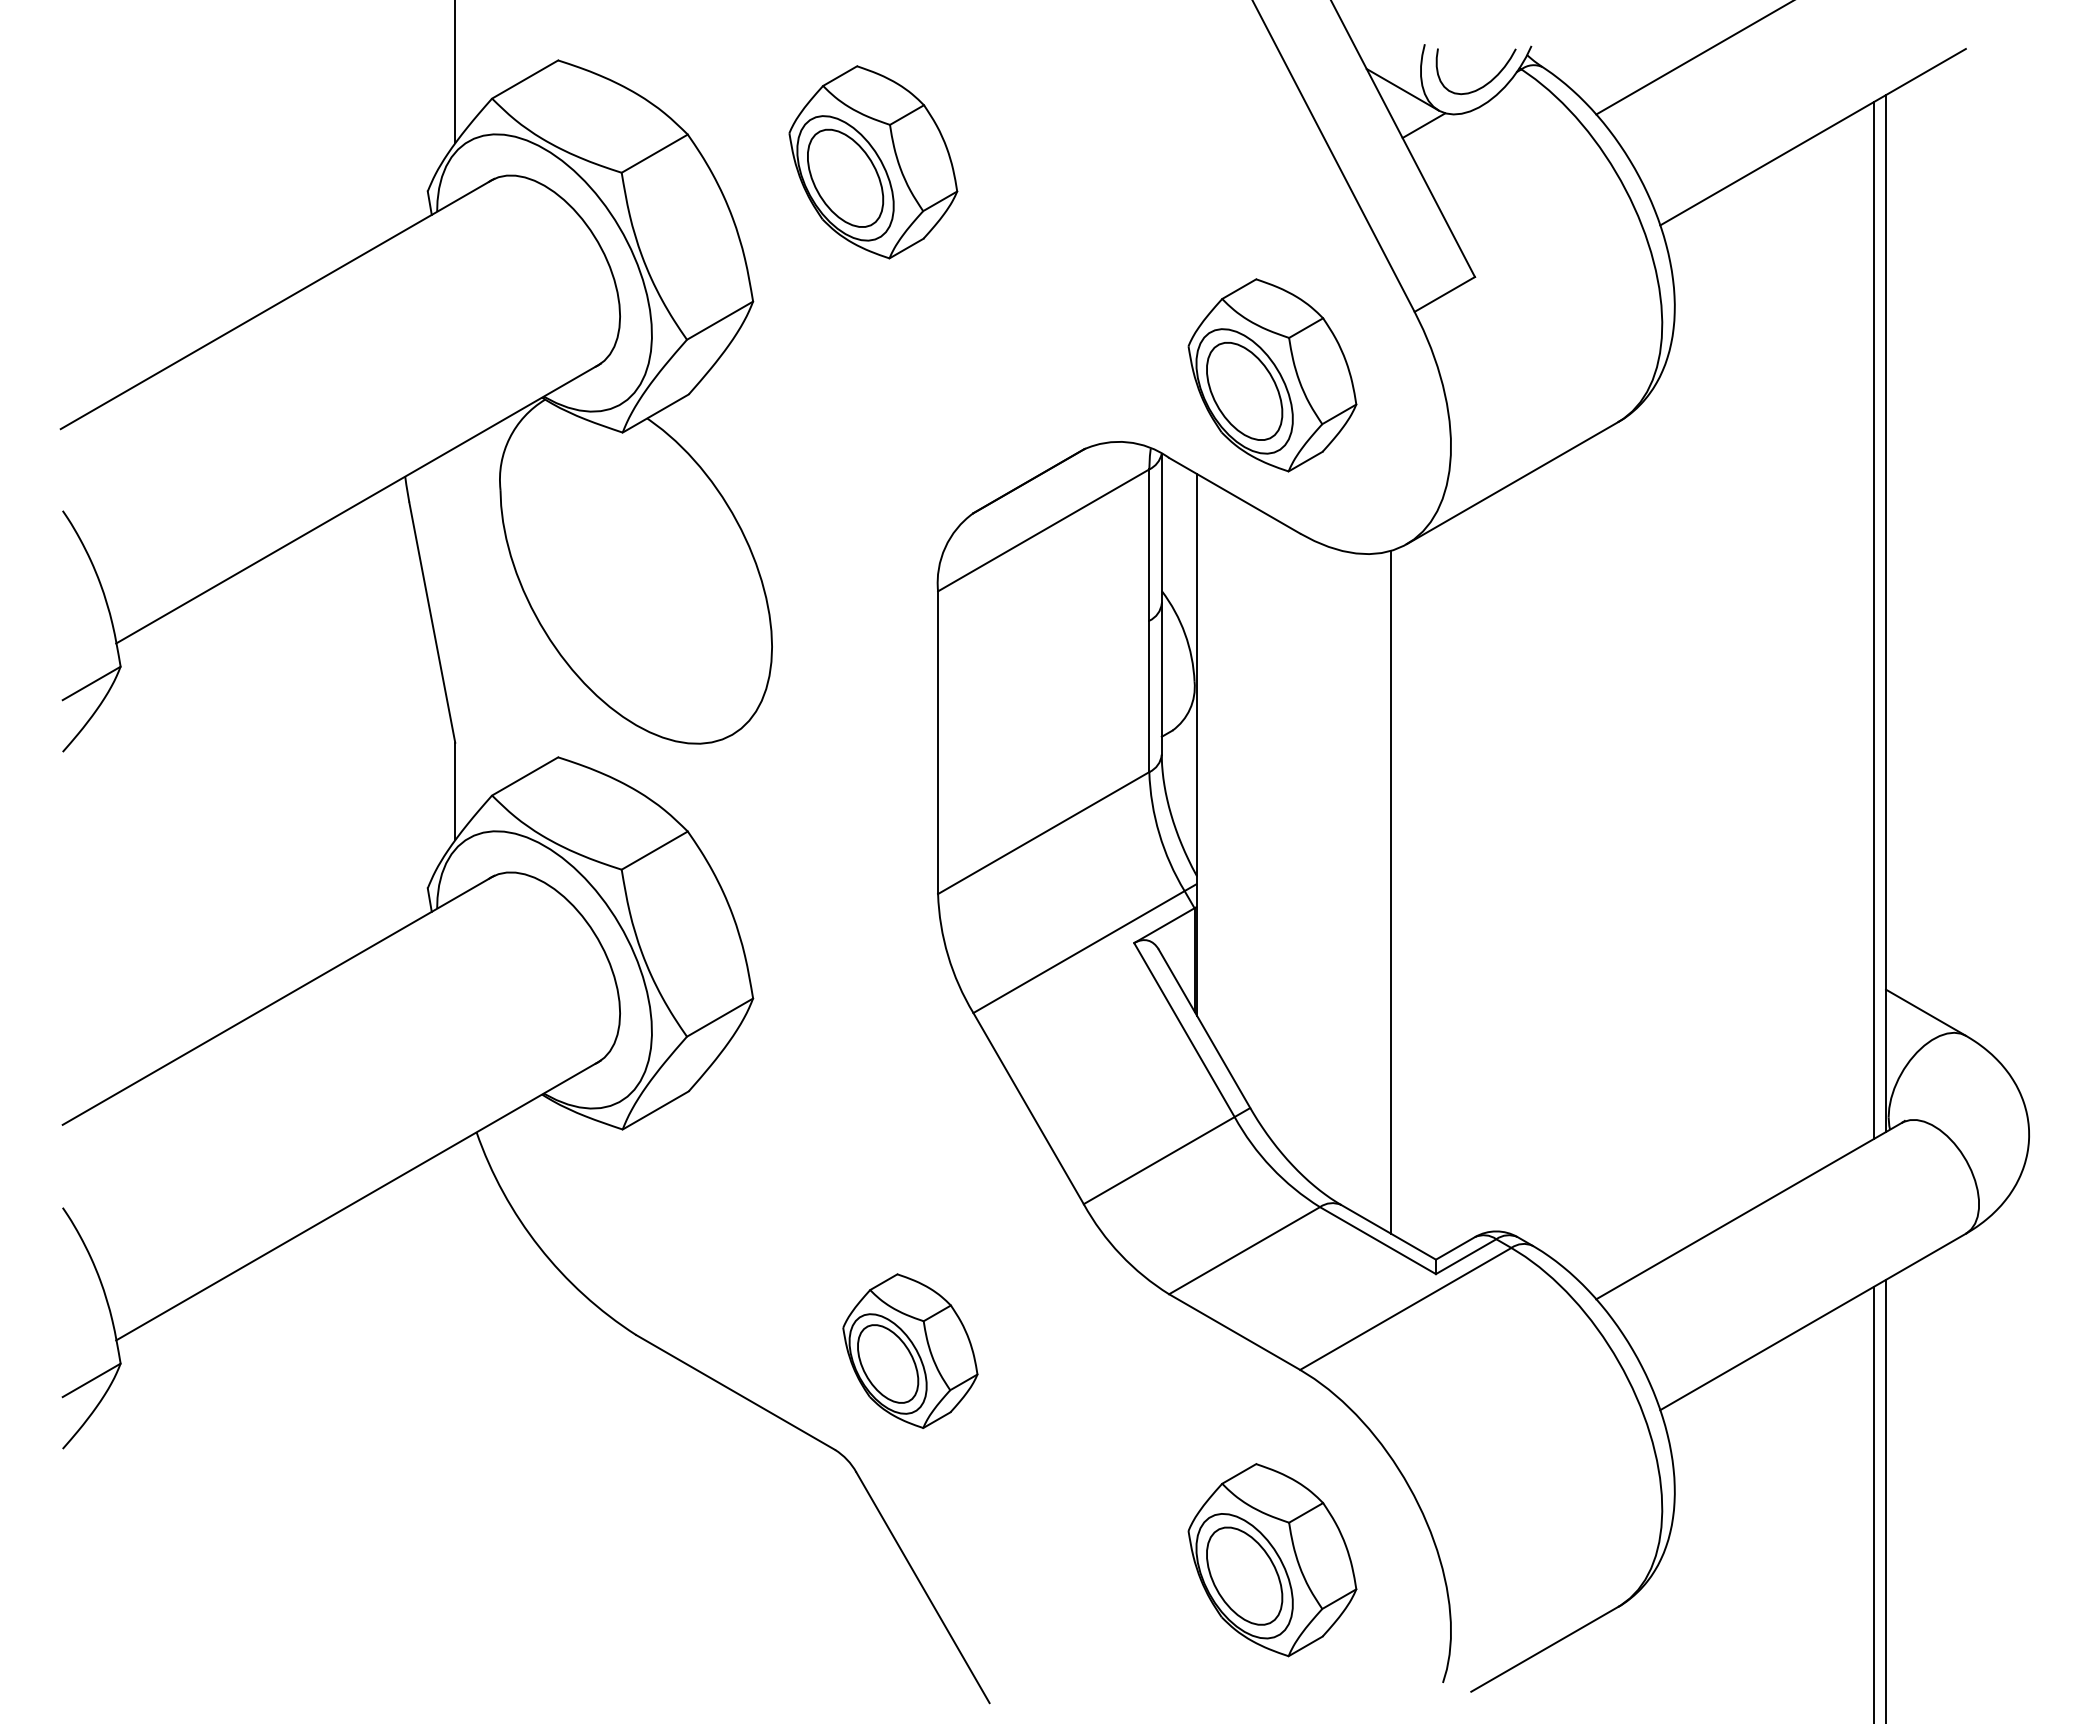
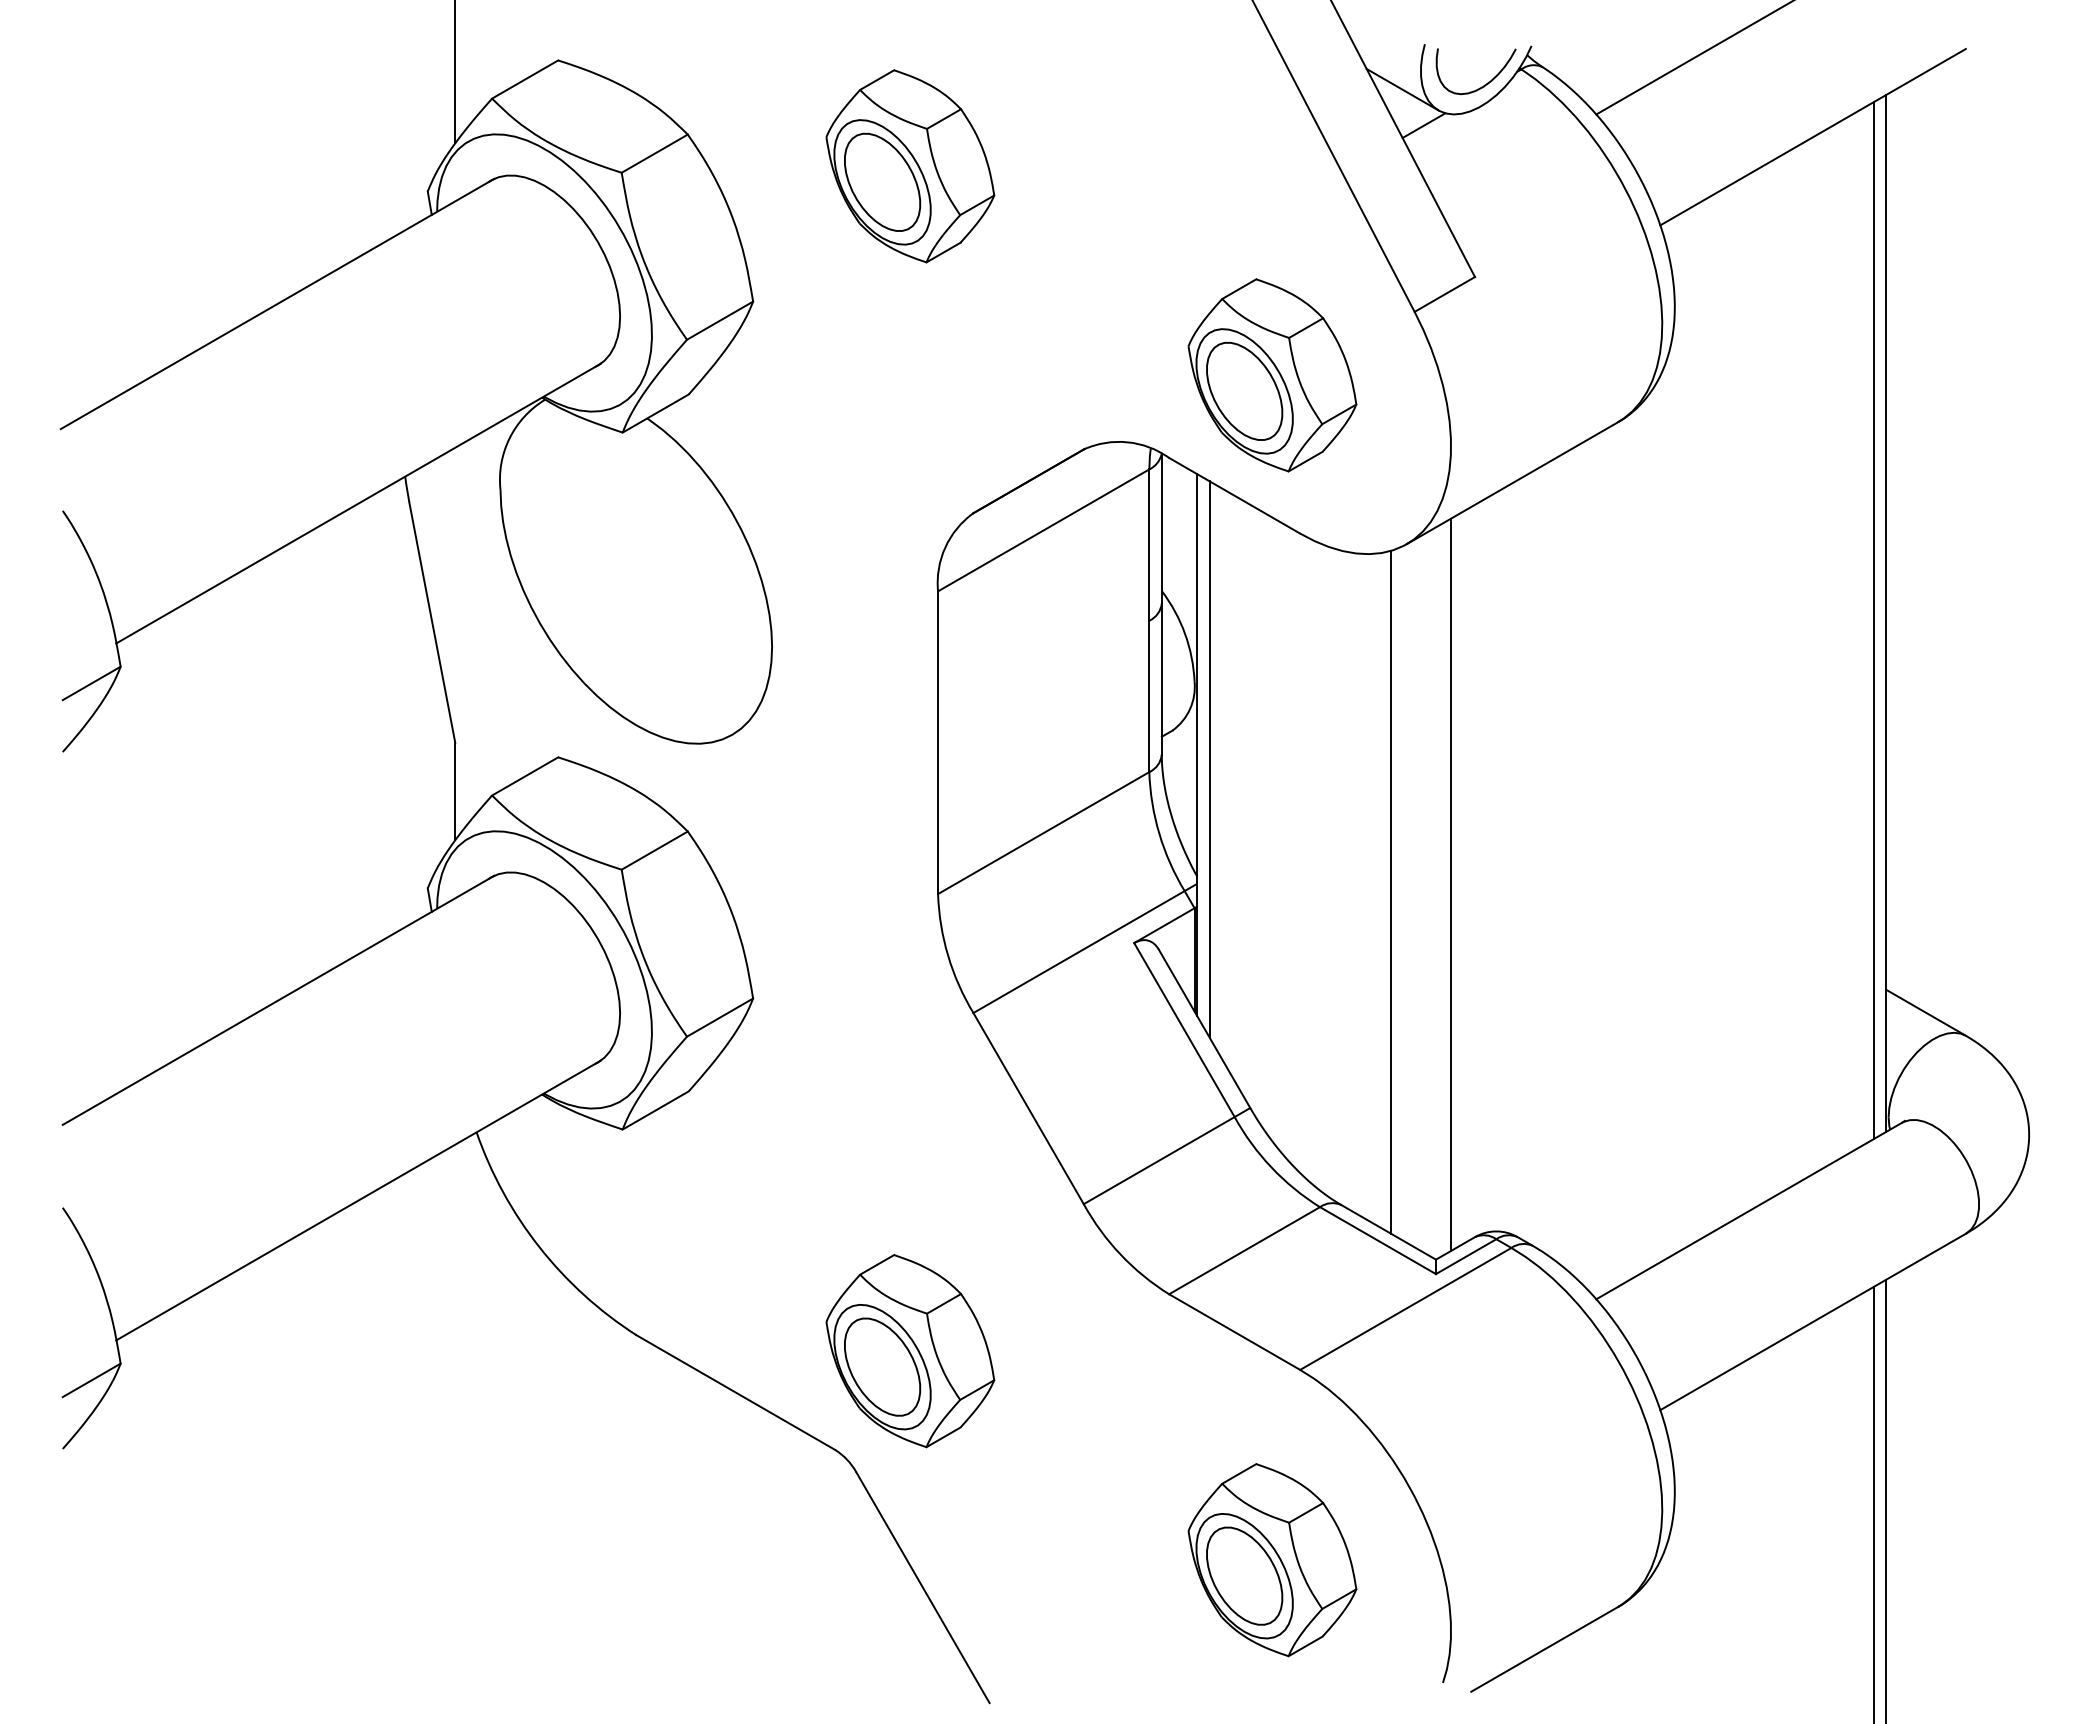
part position: (873, 162) -> (910, 166) (910, 166)
line: none -> present (1209, 759)
line: none -> present (1451, 884)
part size: 137x156 px -> 171x195 px (910, 1351)
